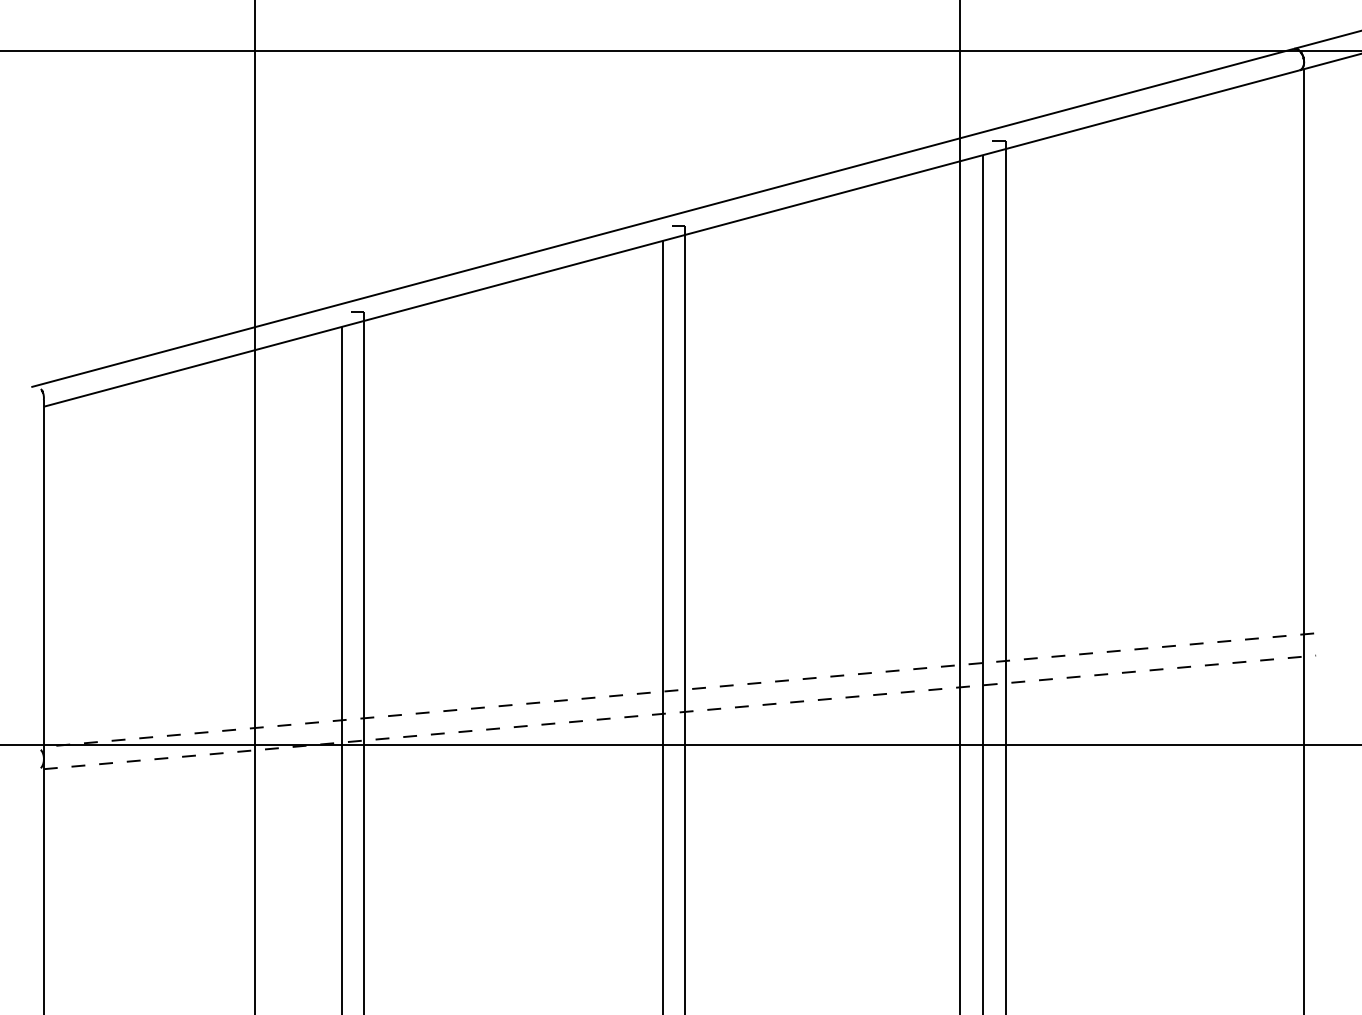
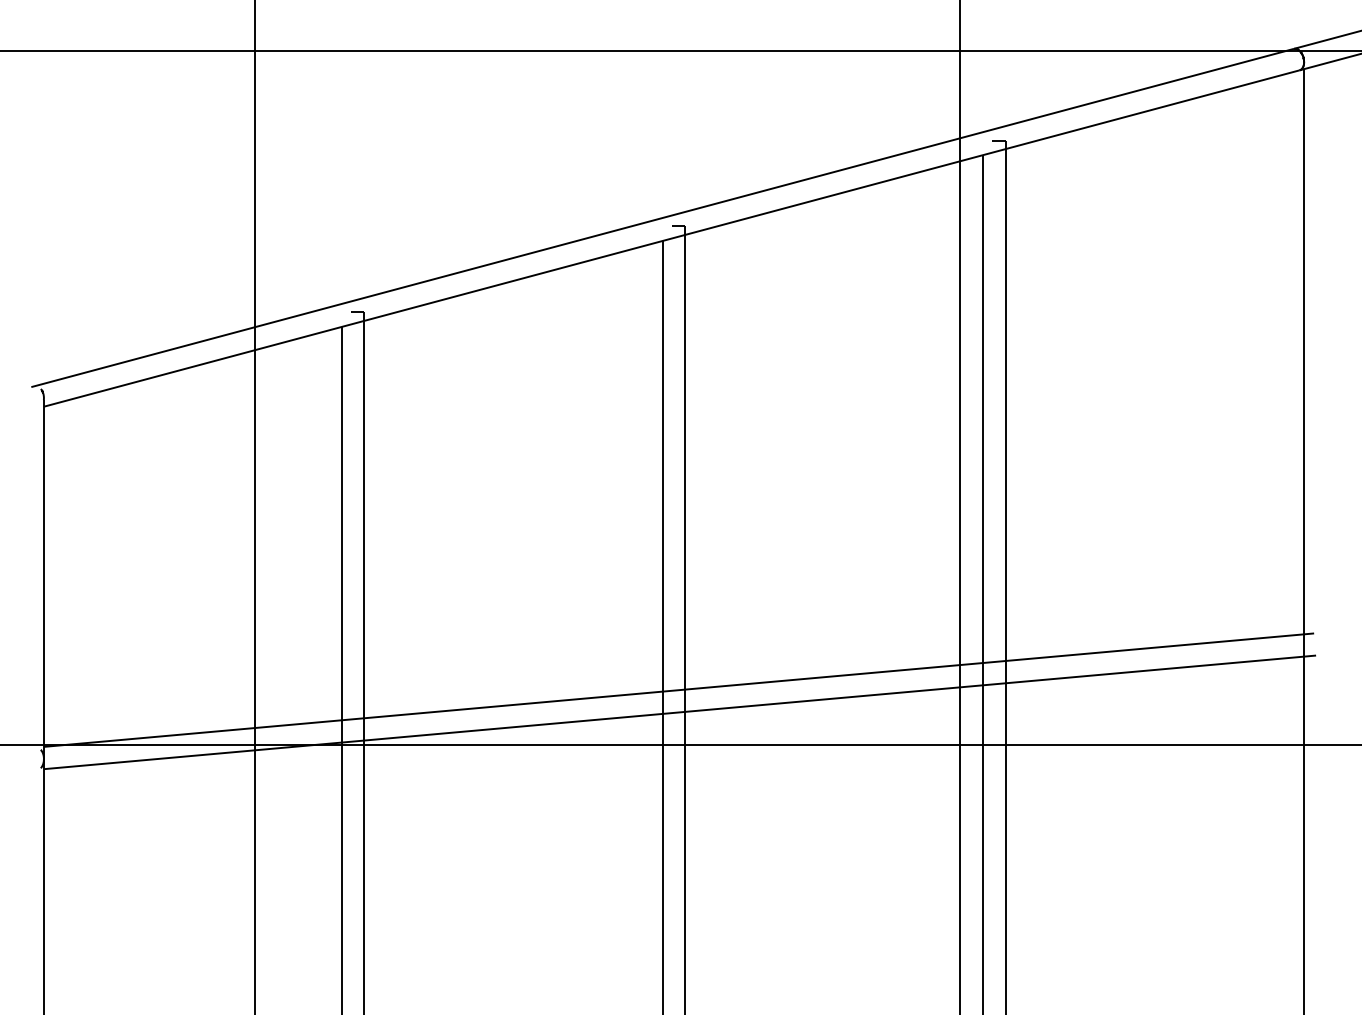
line: dashed -> solid (679, 690)
line: dashed -> solid (679, 712)
